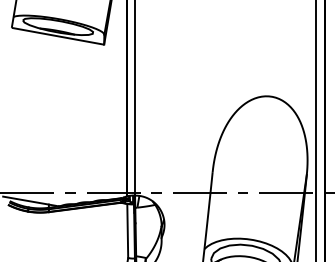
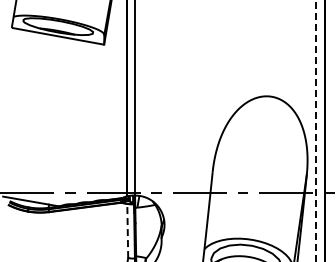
line: solid -> dashed (316, 130)
line: solid -> dashed (127, 230)
